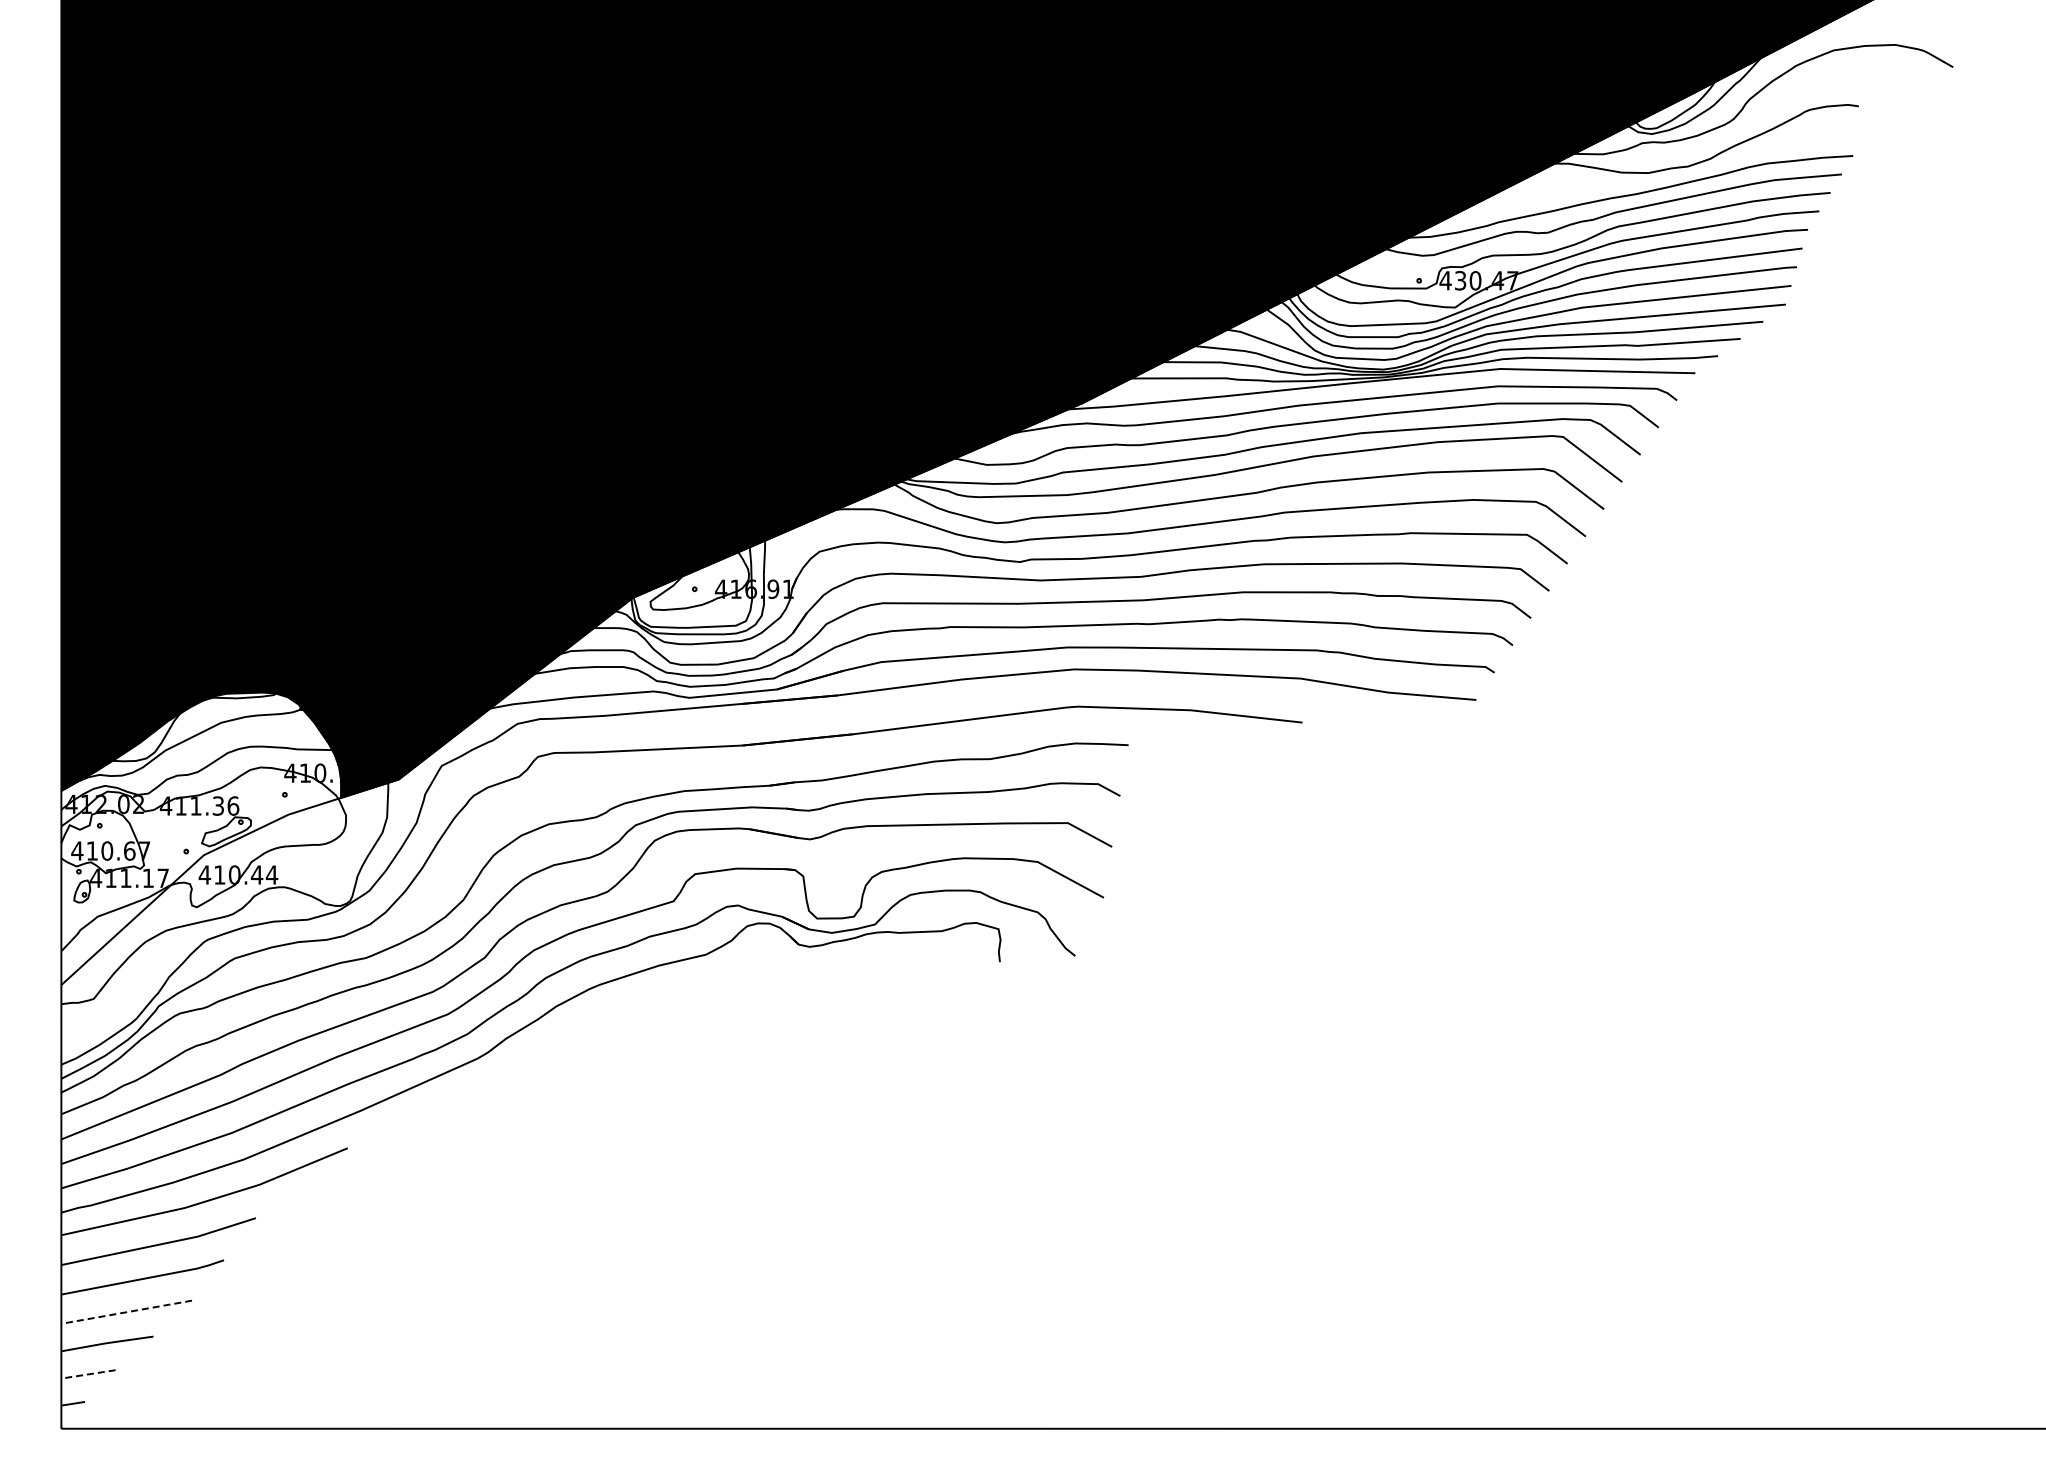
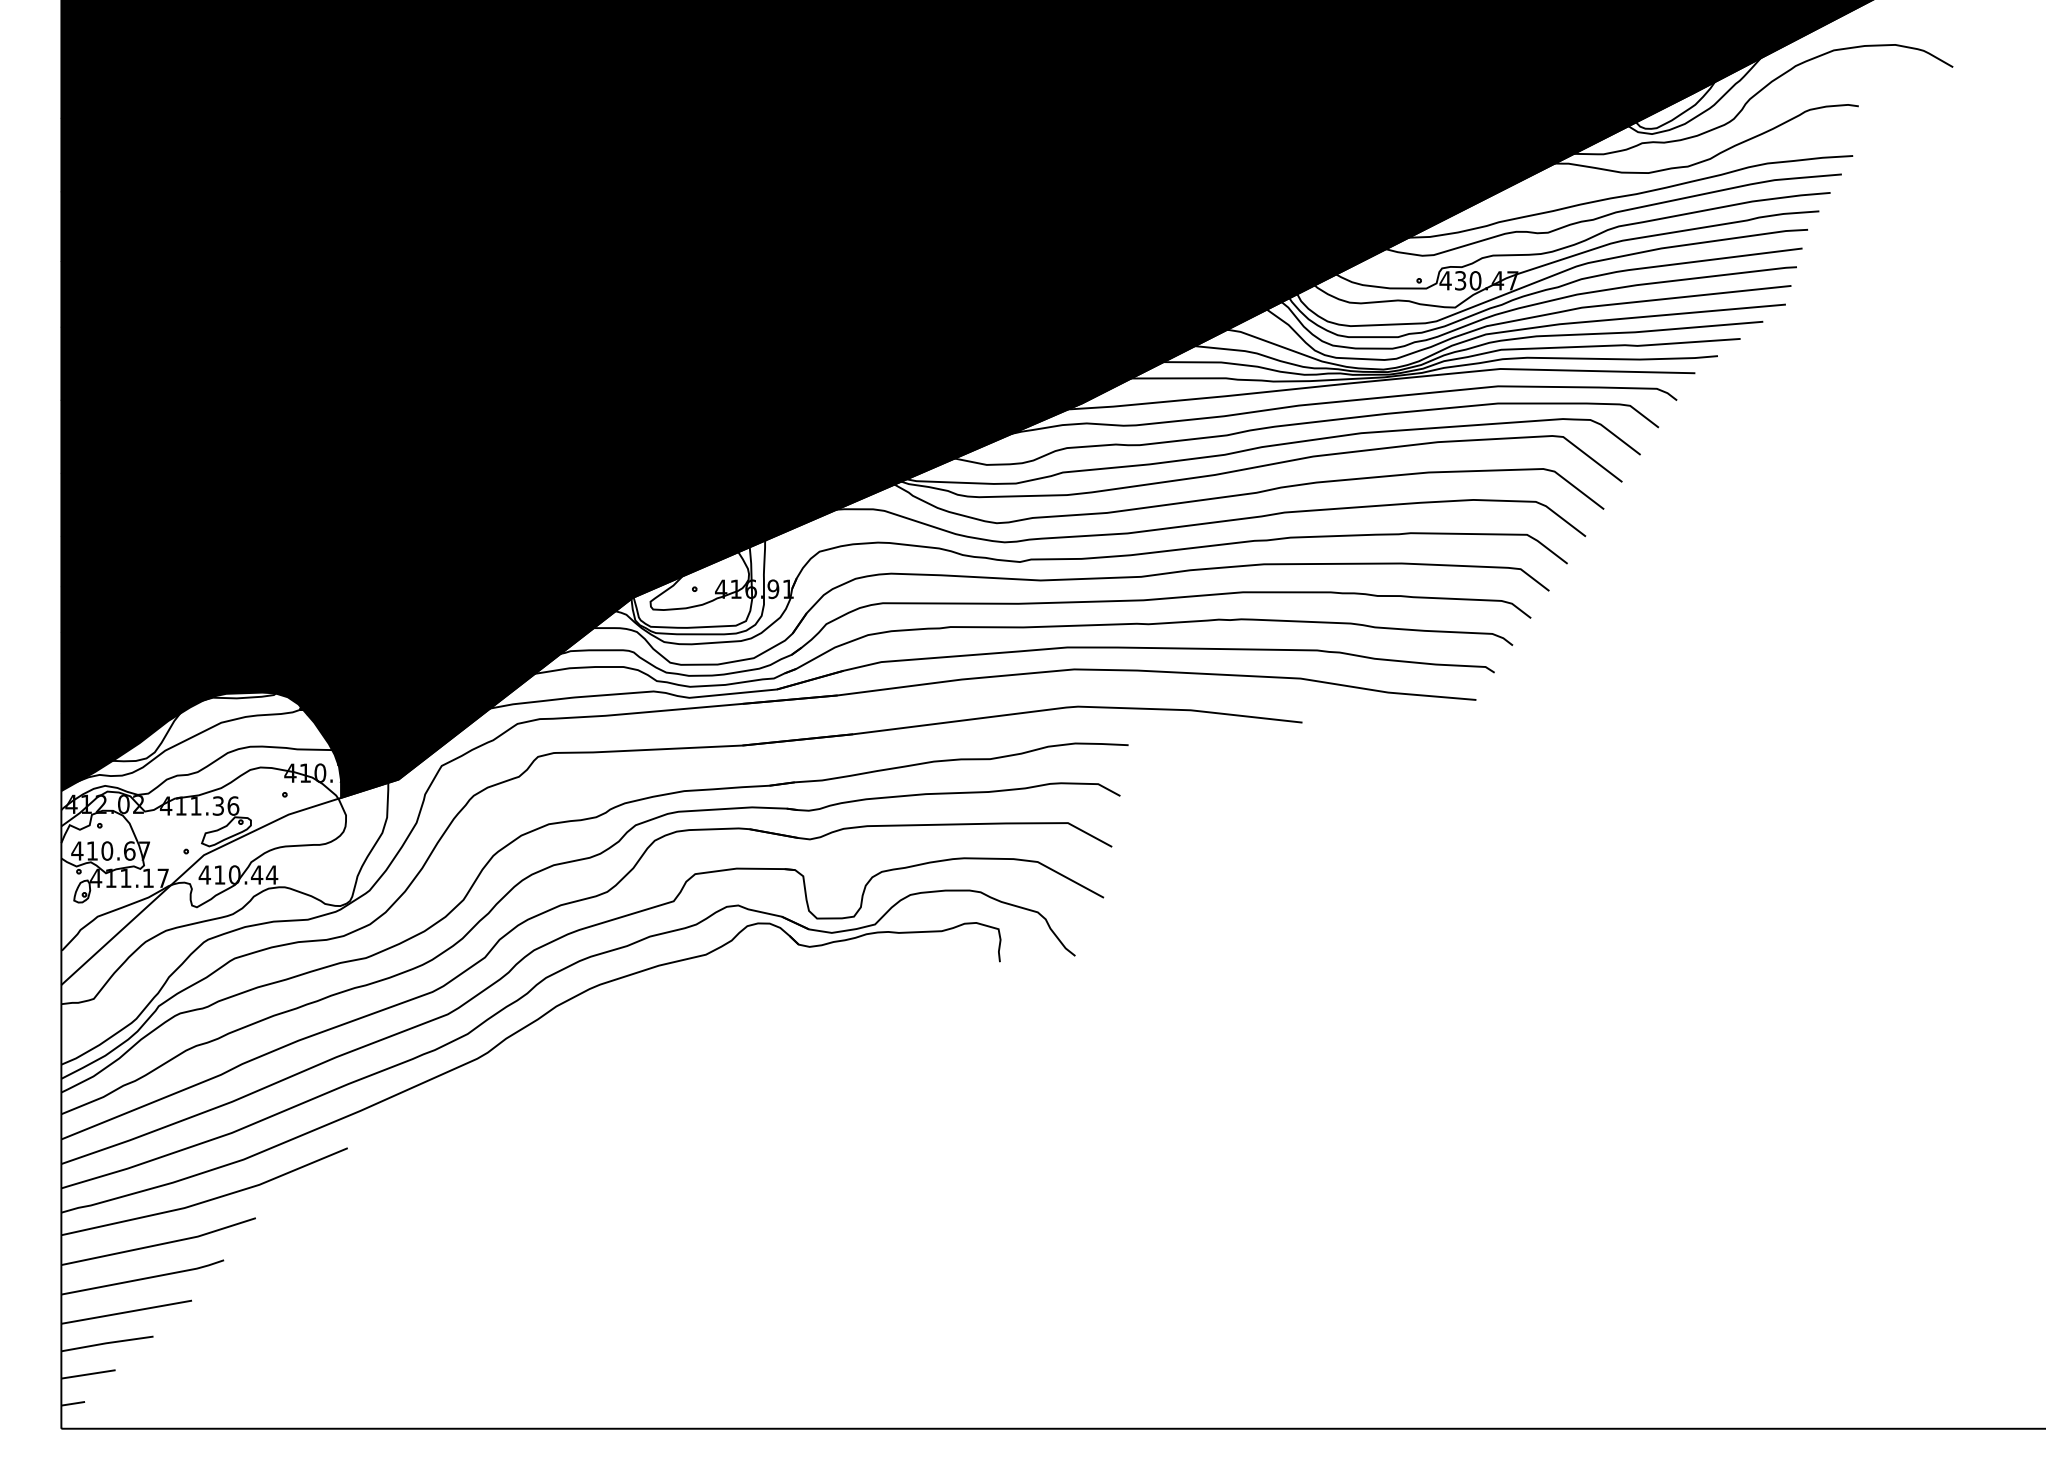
line: dashed -> solid (126, 1312)
line: dashed -> solid (88, 1374)
